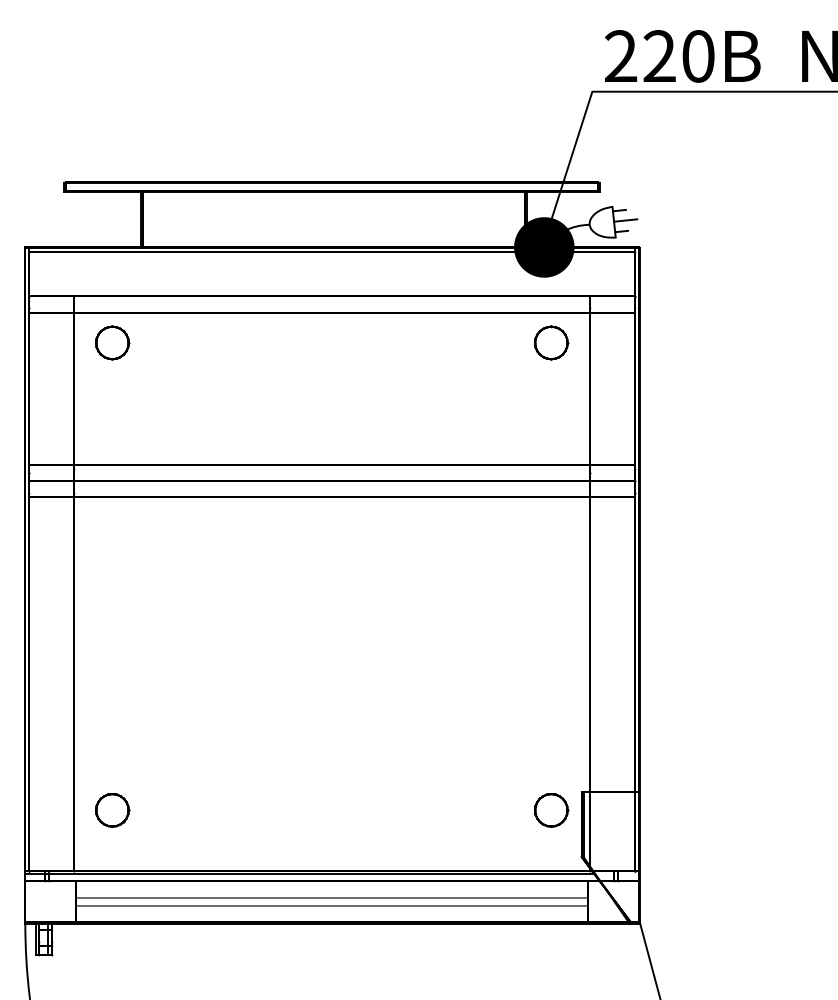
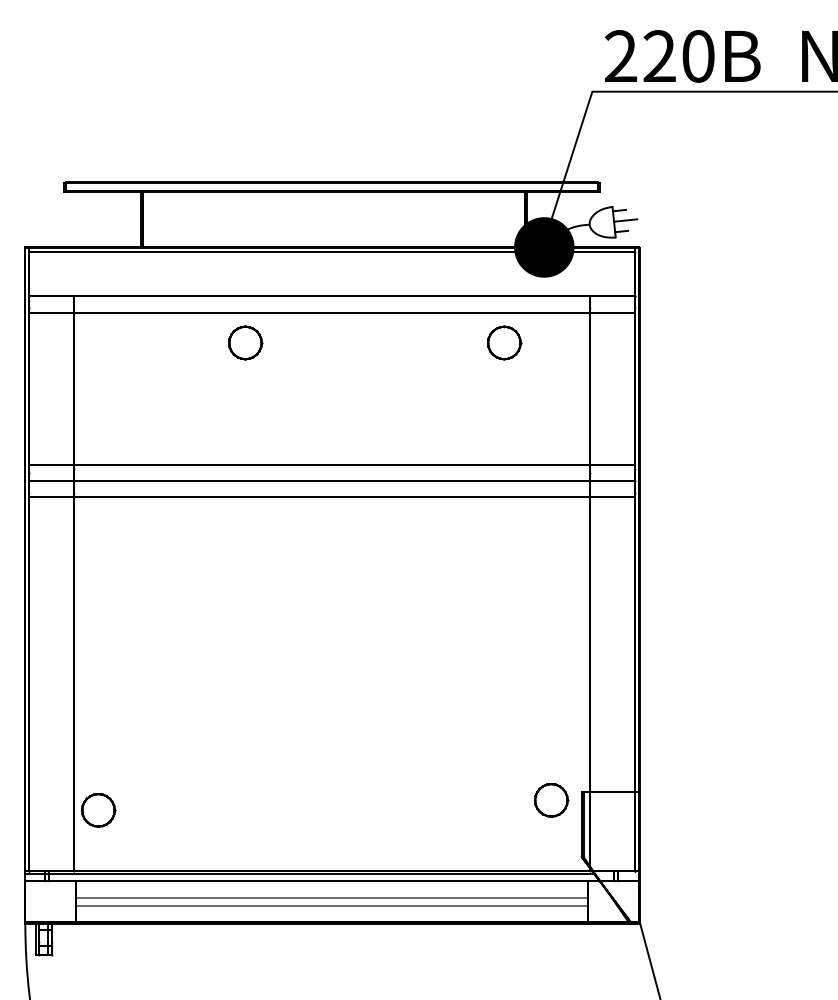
part position: (112, 342) -> (245, 342) (245, 342)
part position: (551, 342) -> (504, 342) (504, 342)
part position: (112, 810) -> (98, 810) (98, 810)
part position: (551, 810) -> (551, 800) (551, 800)
